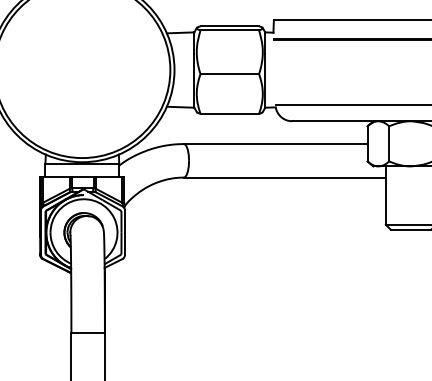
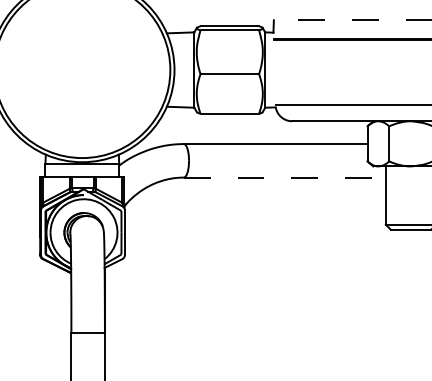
line: solid -> dashed (352, 20)
line: solid -> dashed (284, 177)
